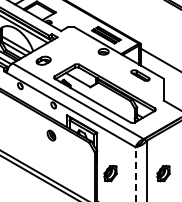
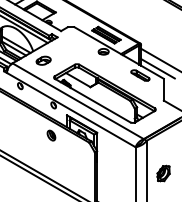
line: none -> present (157, 68)
part: present -> none (110, 173)
line: dashed -> solid (135, 174)
